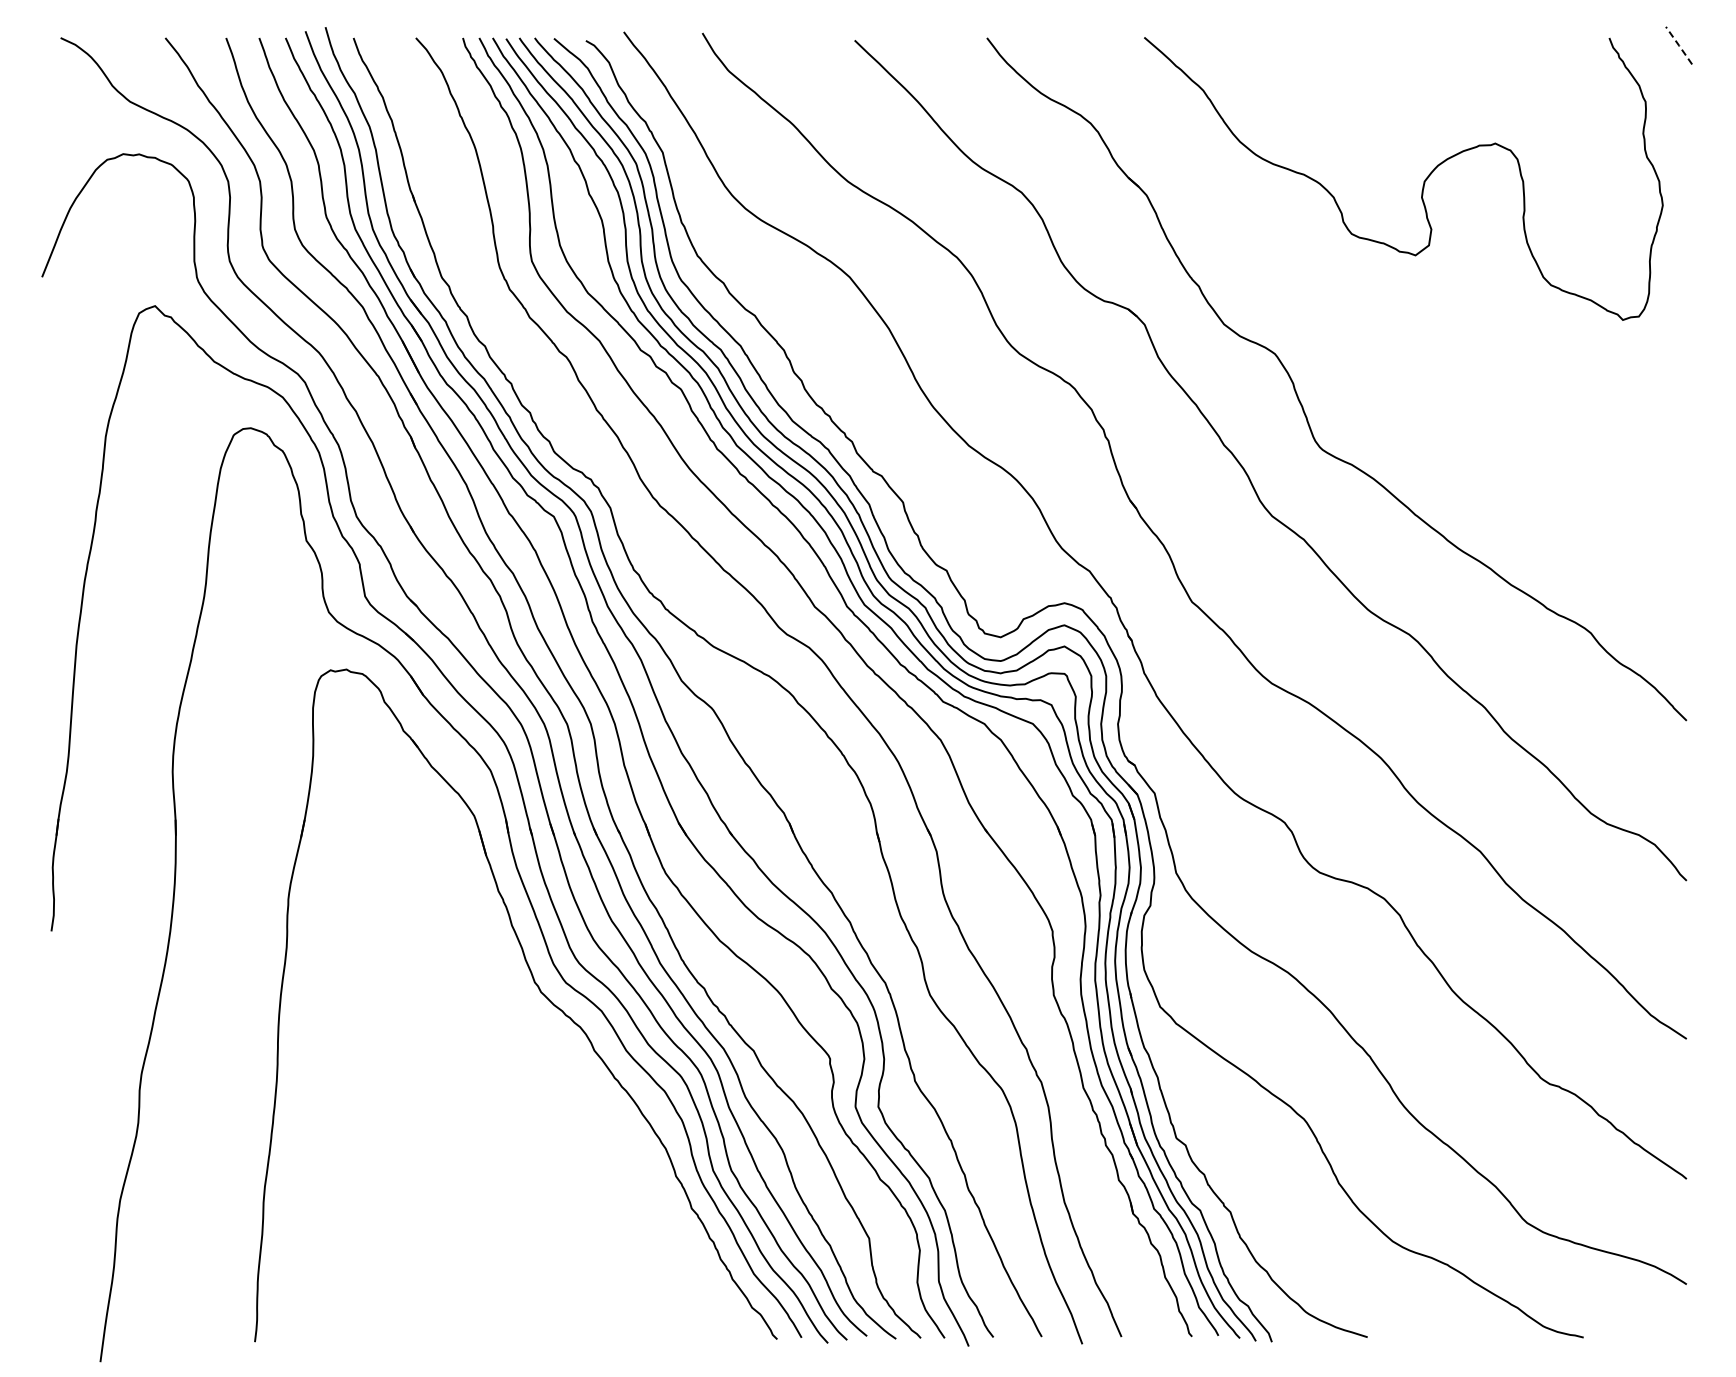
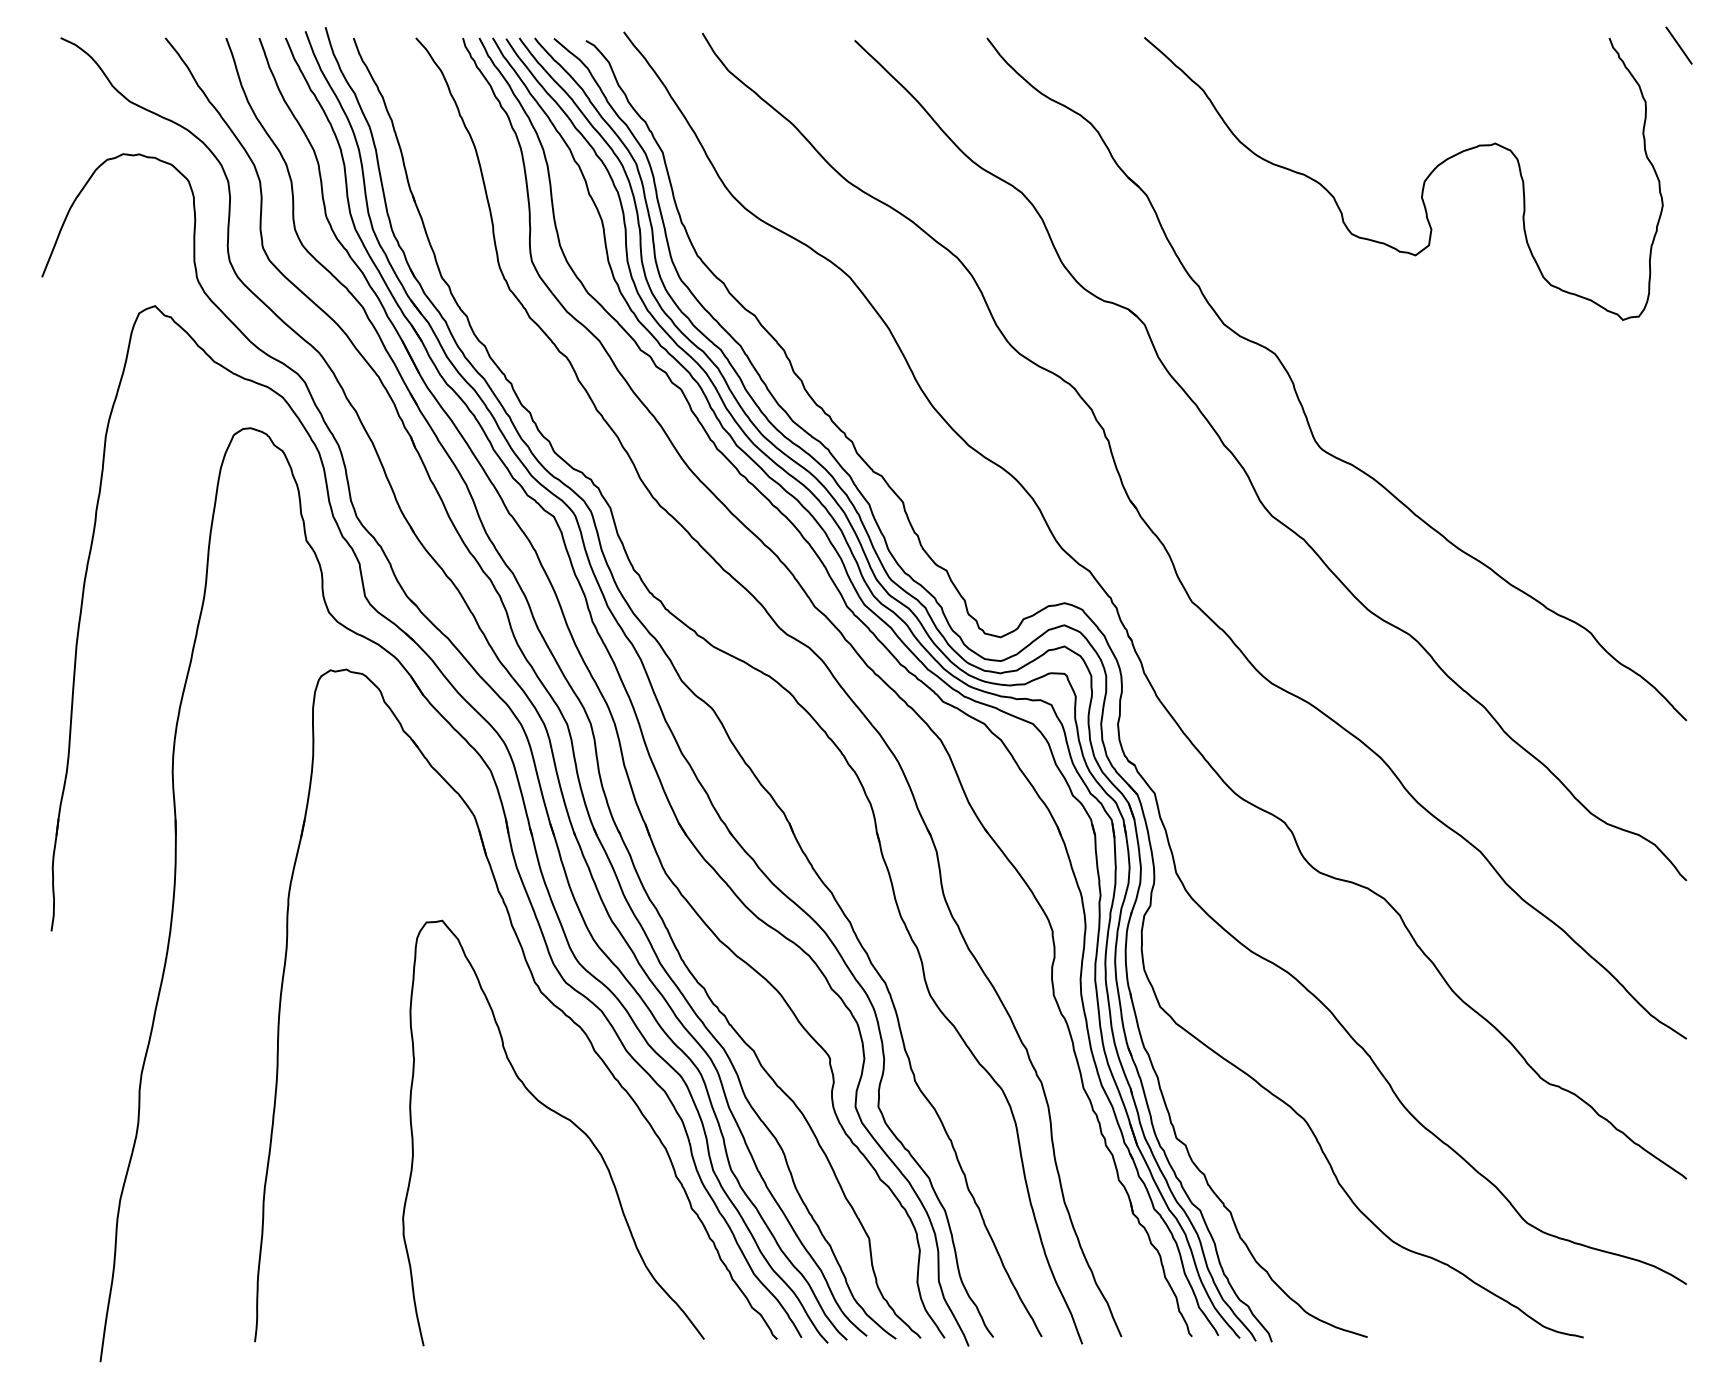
line: dashed -> solid (1679, 45)
curve: none -> present (560, 1116)
